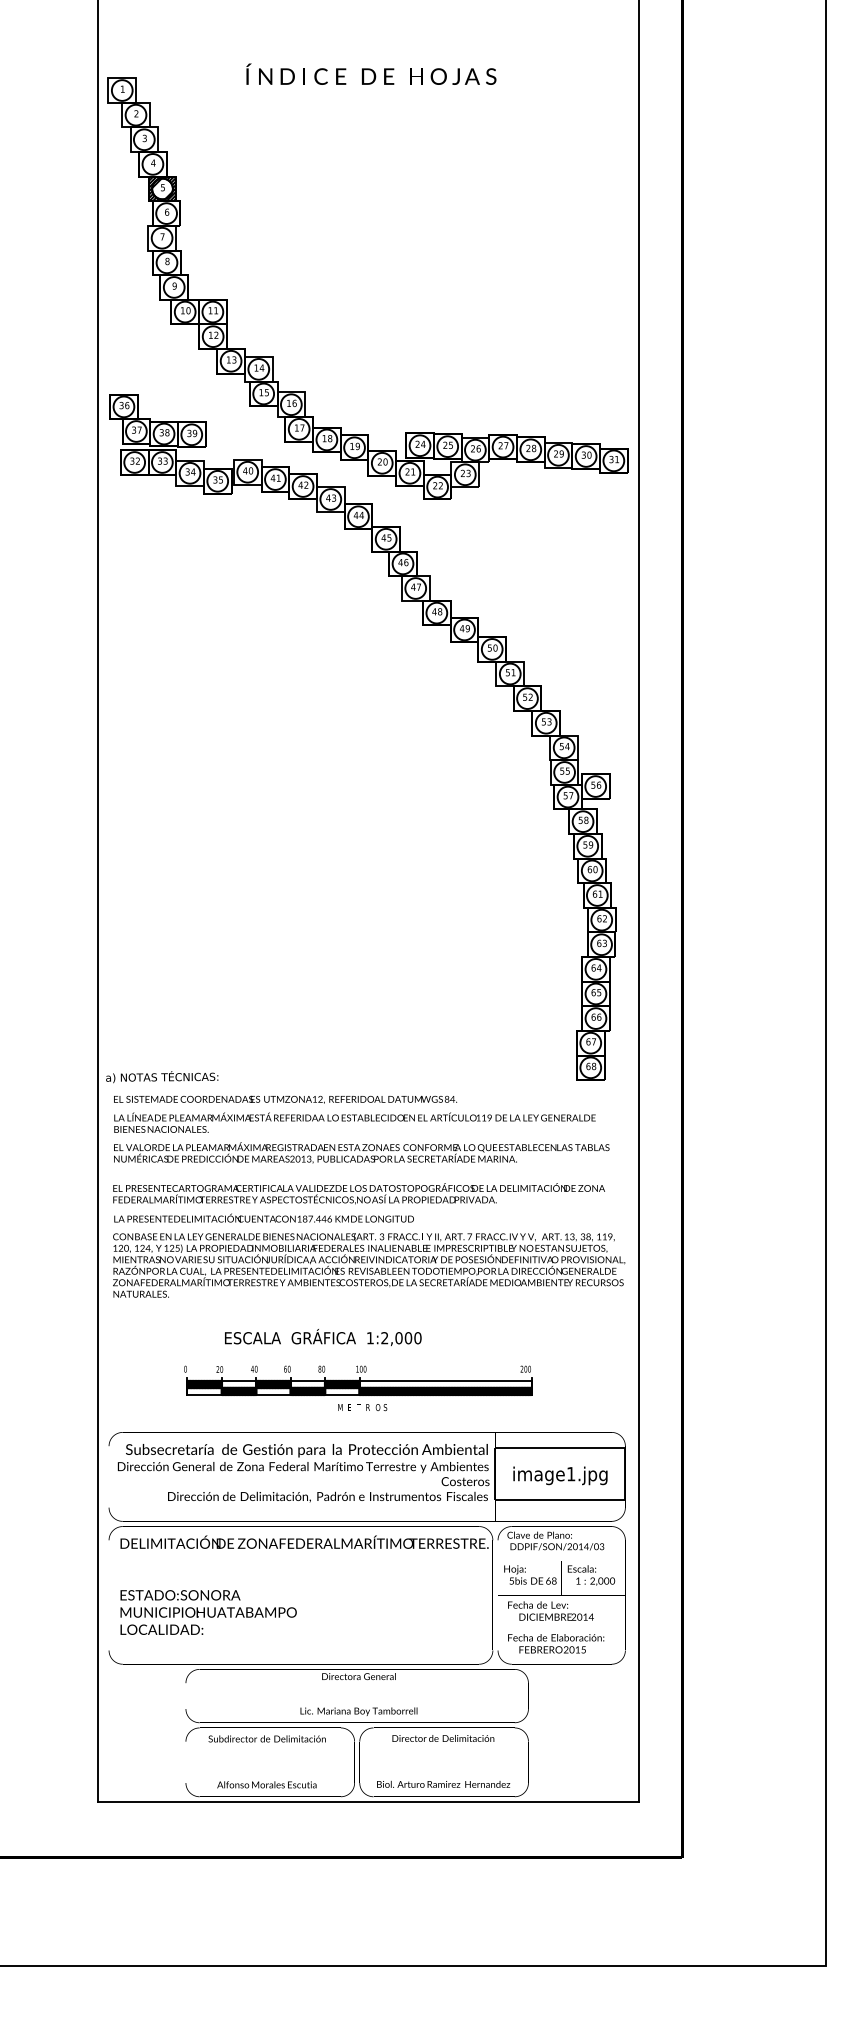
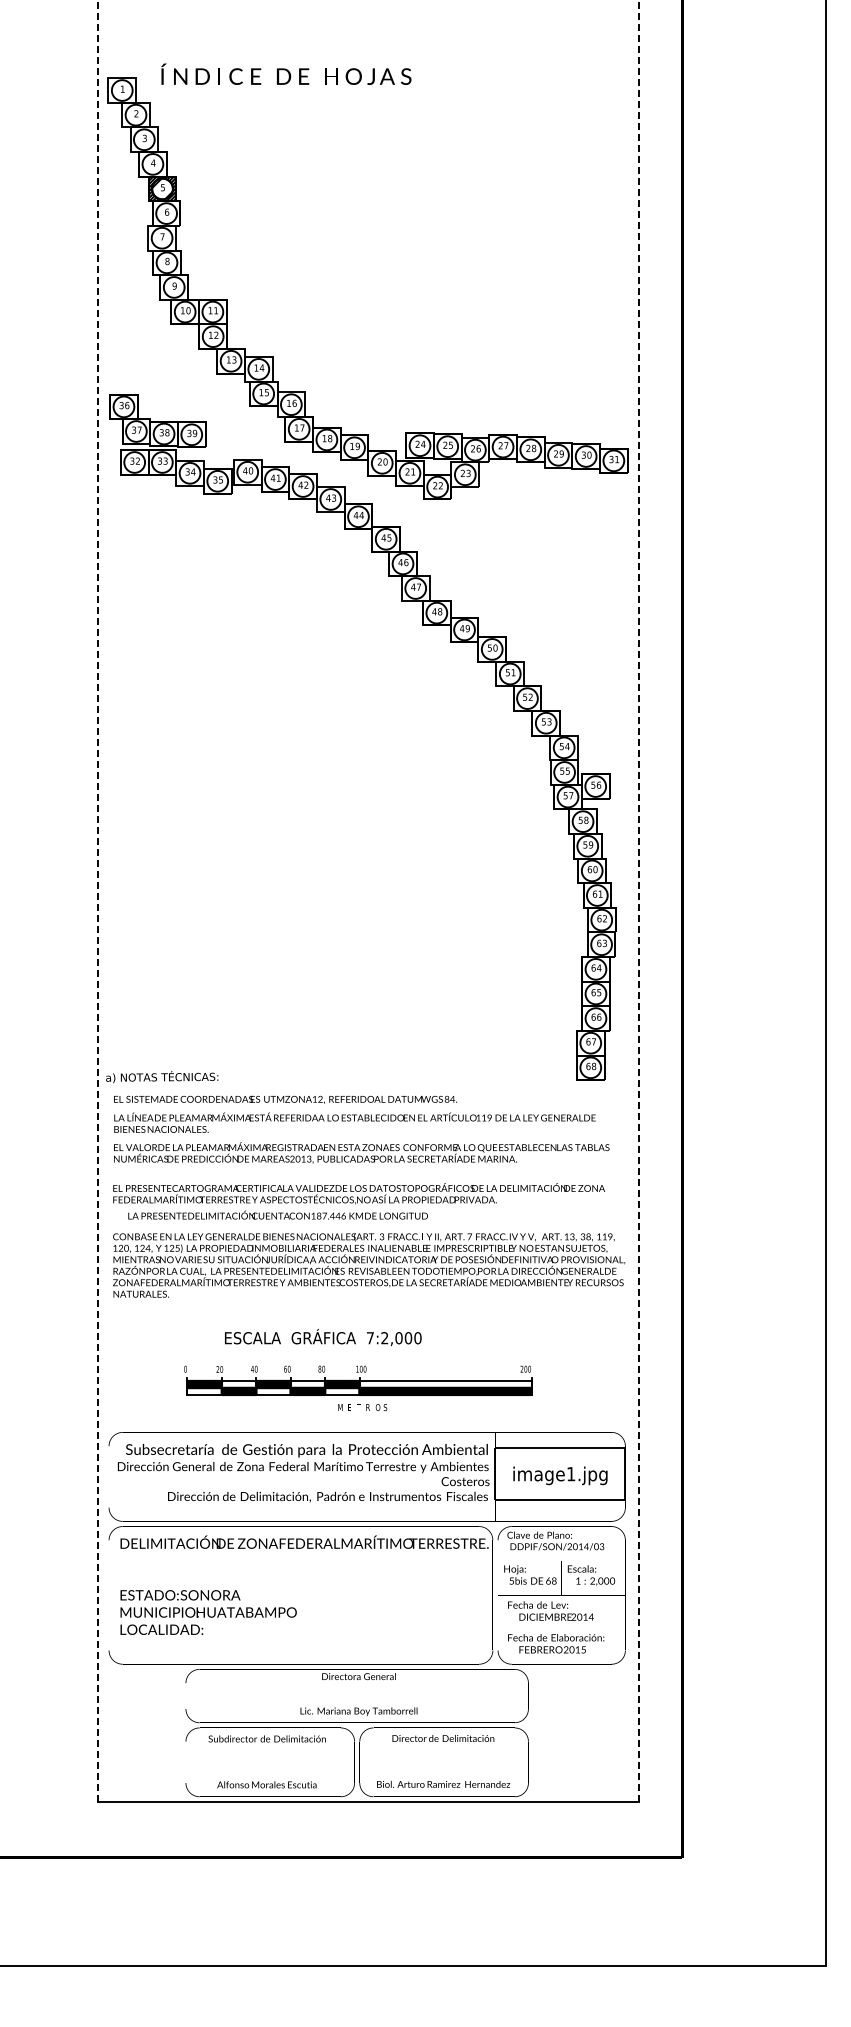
text position: (371, 73) -> (286, 73) (286, 73)
line: solid -> dashed (97, 900)
line: solid -> dashed (638, 900)
text position: (263, 1217) -> (277, 1214) (277, 1214)
text: 1:2,000 -> 7:2,000 (370, 1338)
